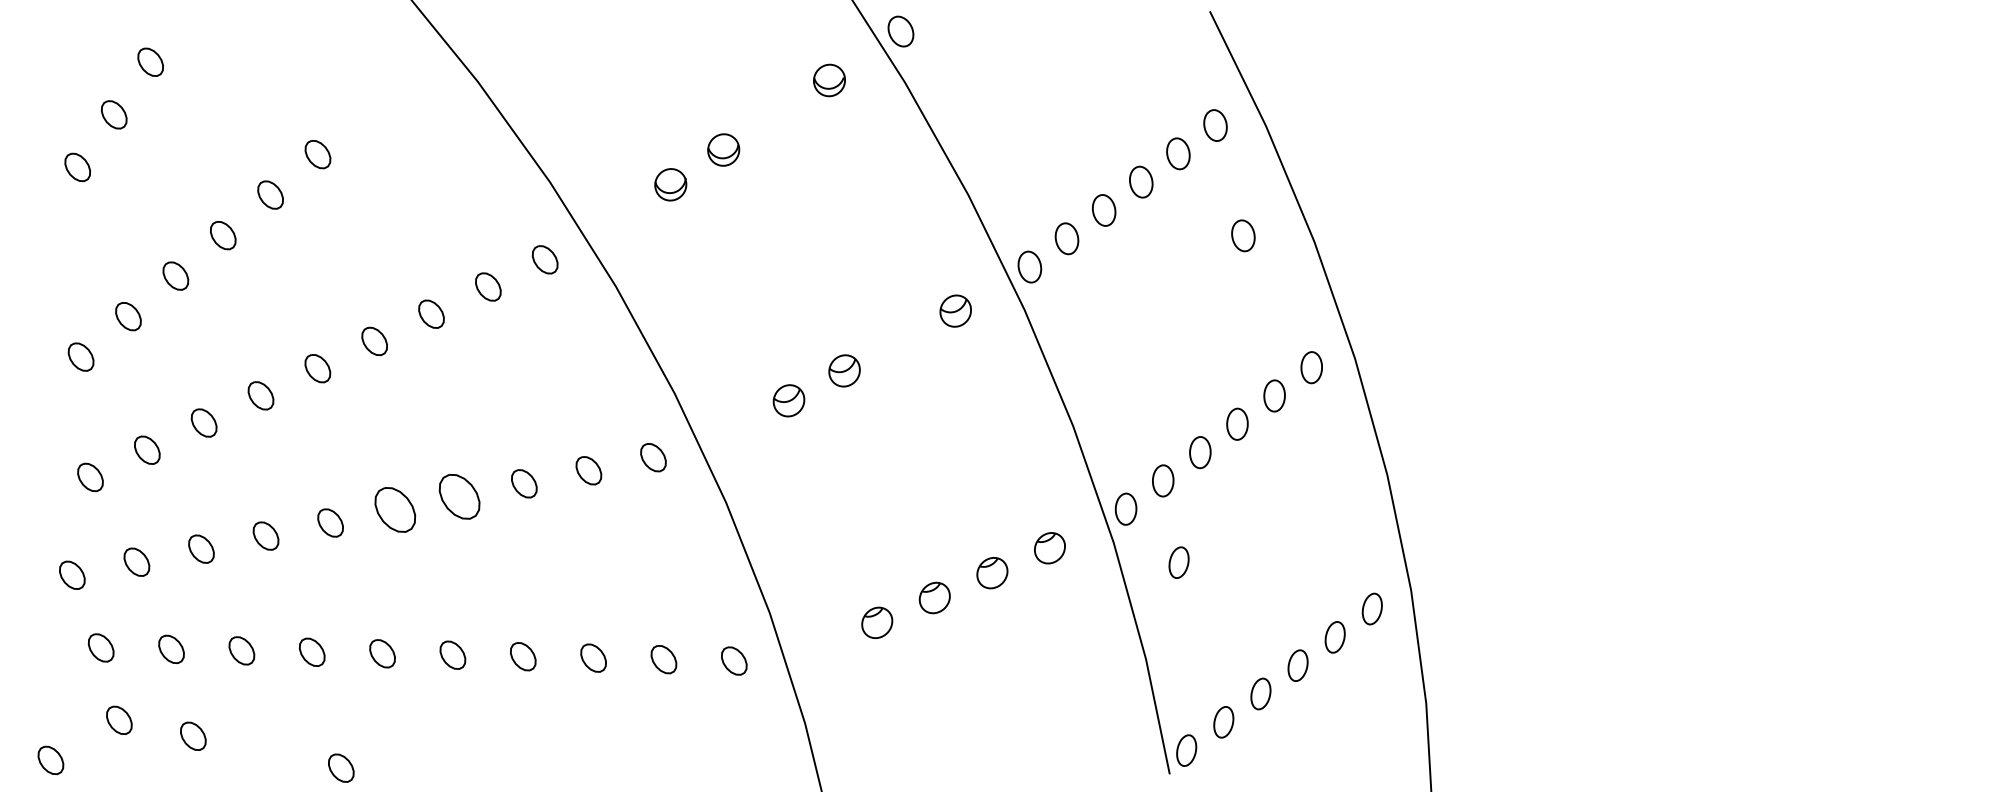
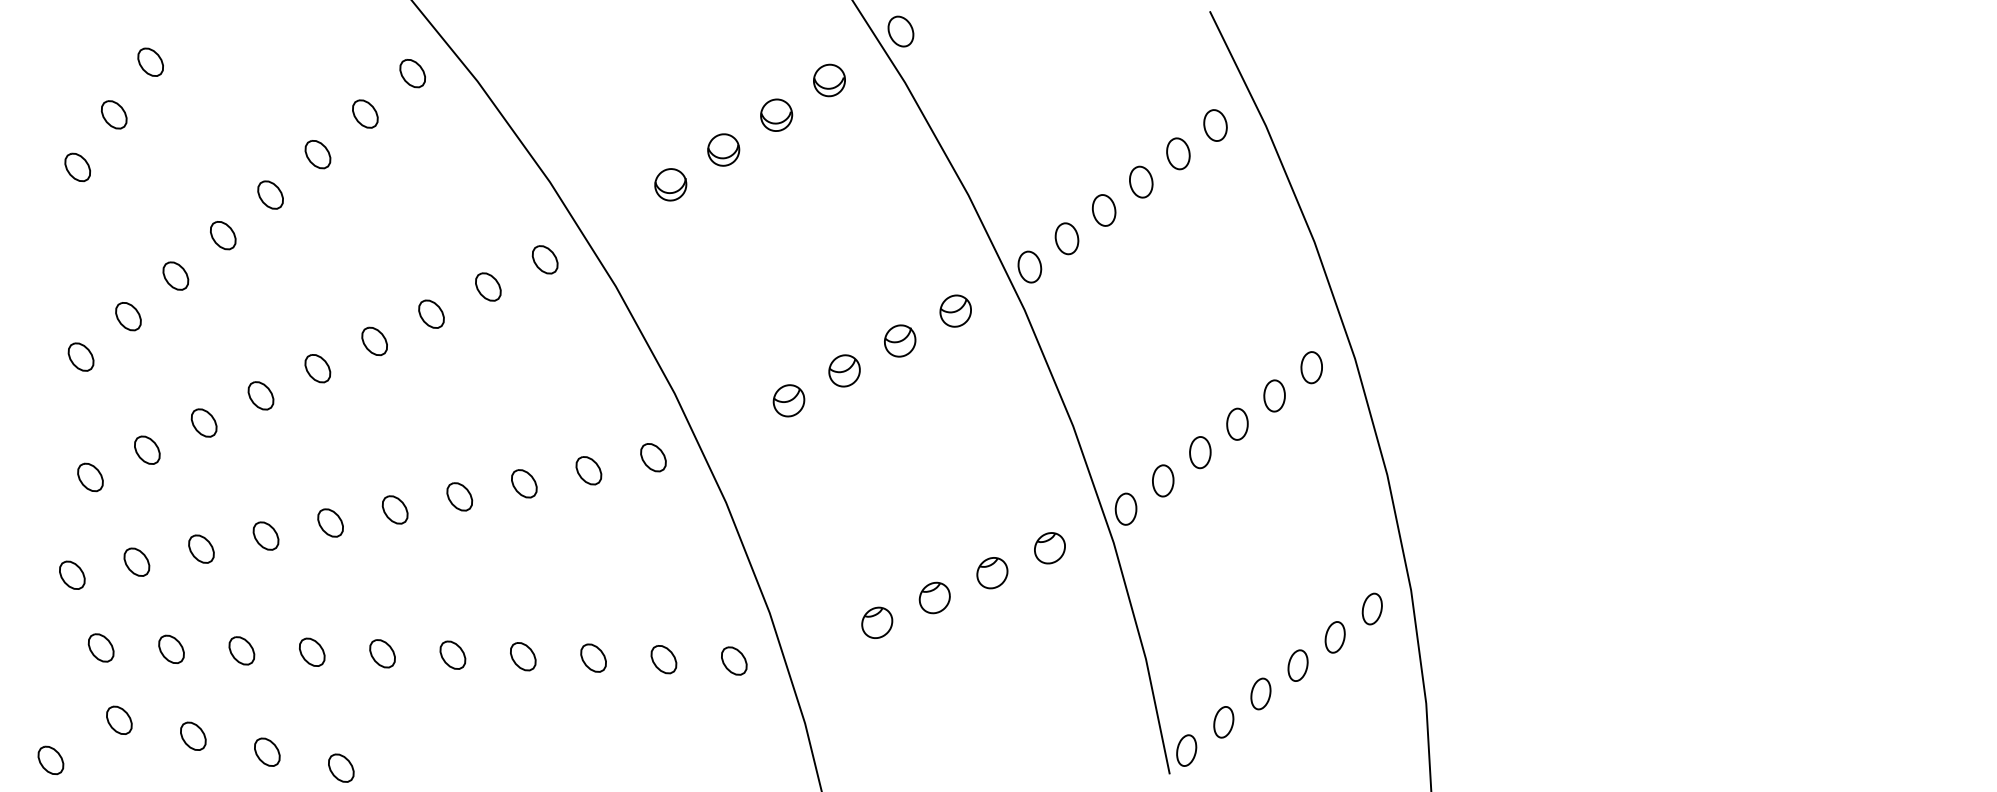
part: none -> present (412, 73)
part: none -> present (365, 113)
part: none -> present (776, 114)
part: present -> none (1243, 235)
part: none -> present (900, 340)
part size: 43x46 px -> 28x30 px (459, 496)
part size: 43x46 px -> 28x30 px (394, 509)
part: present -> none (1178, 562)
part: none -> present (267, 751)
